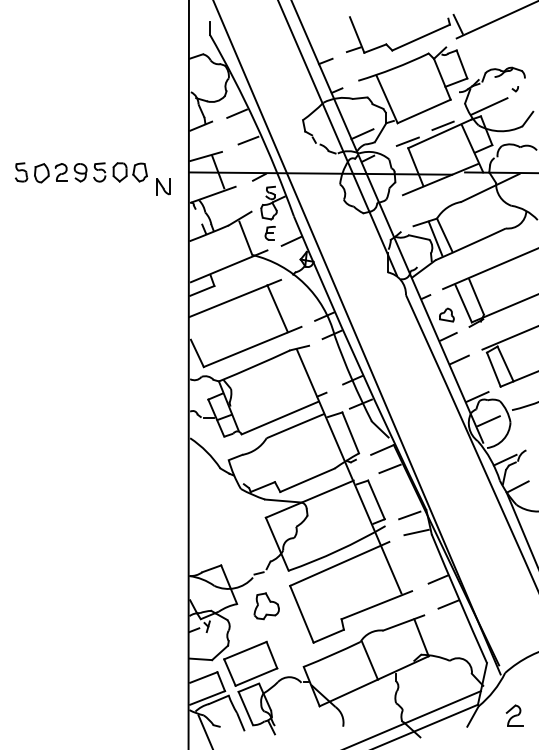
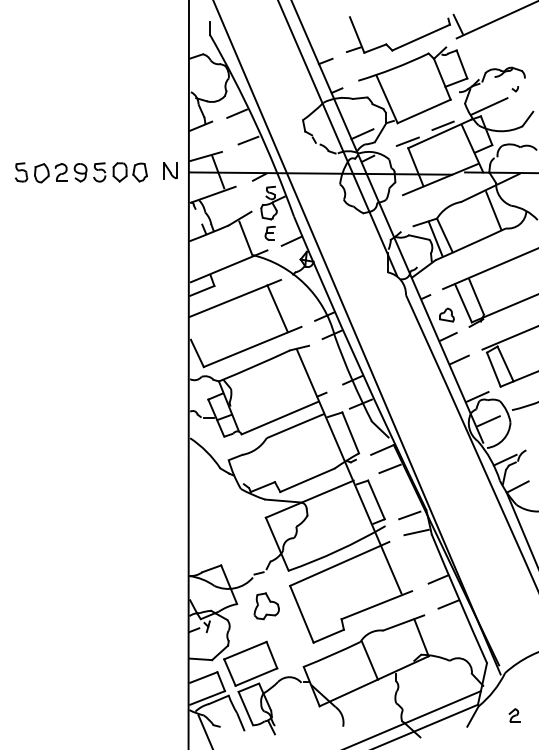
part position: (163, 186) -> (170, 170) (170, 170)
line: none -> present (493, 210)
part size: 19x23 px -> 13x15 px (514, 715)
